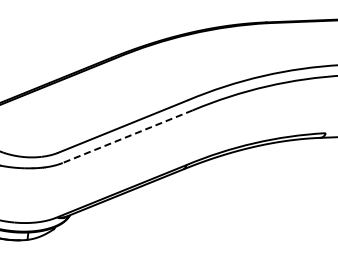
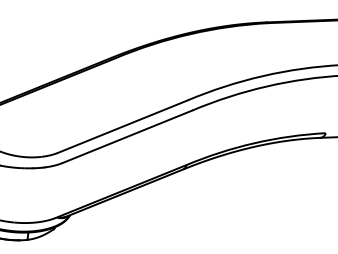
line: dashed -> solid (127, 136)
